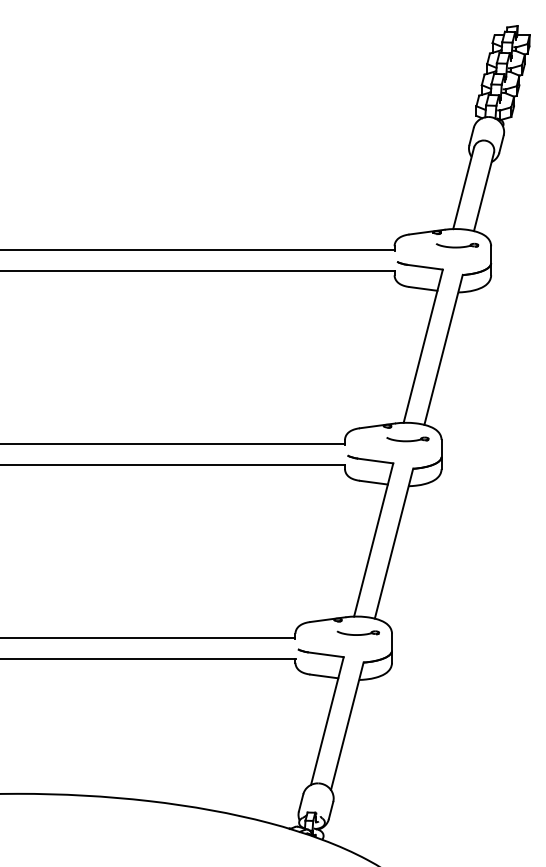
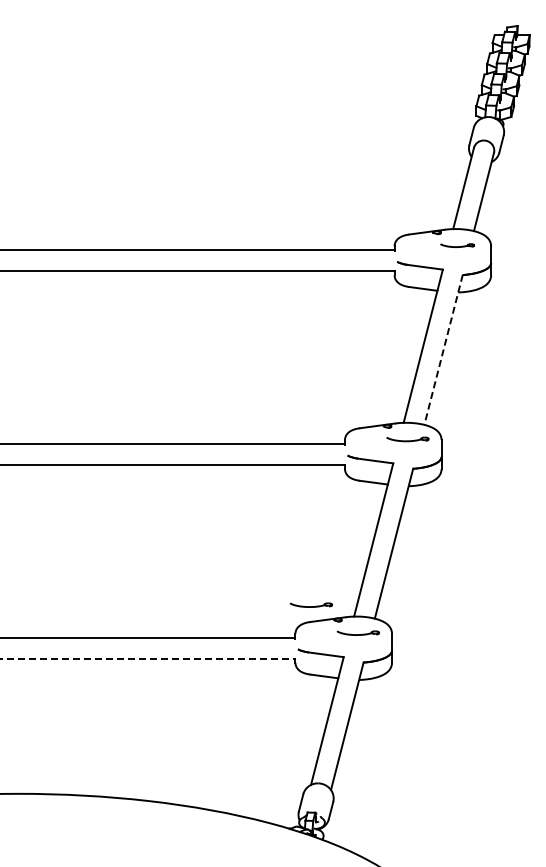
part size: 45x7 px -> 35x5 px (457, 245)
line: solid -> dashed (443, 350)
part: none -> present (310, 604)
line: solid -> dashed (148, 658)
